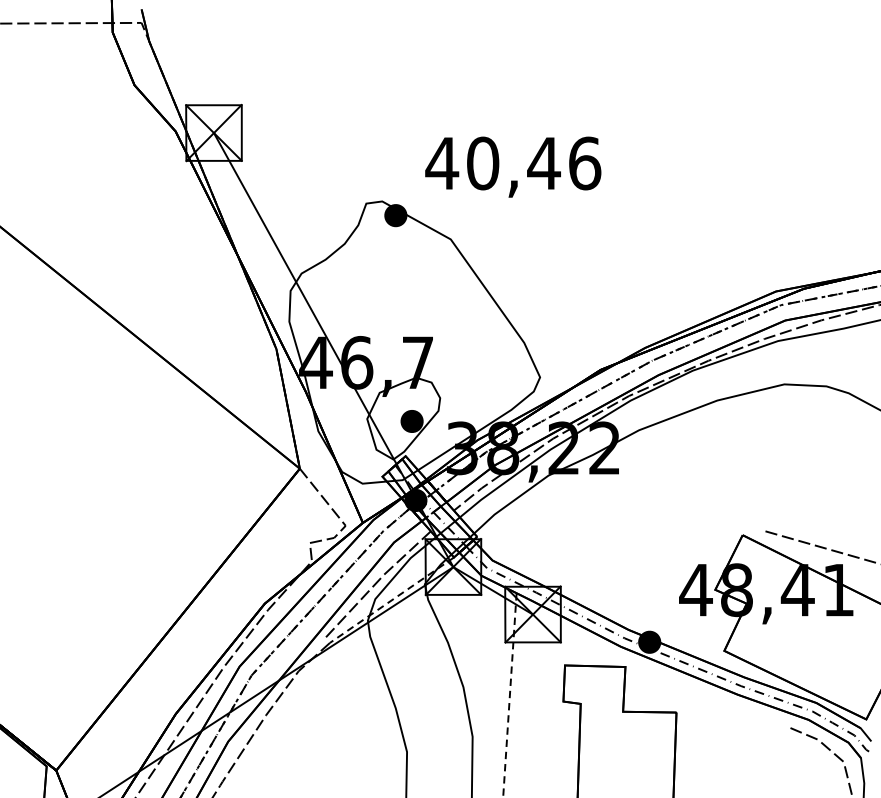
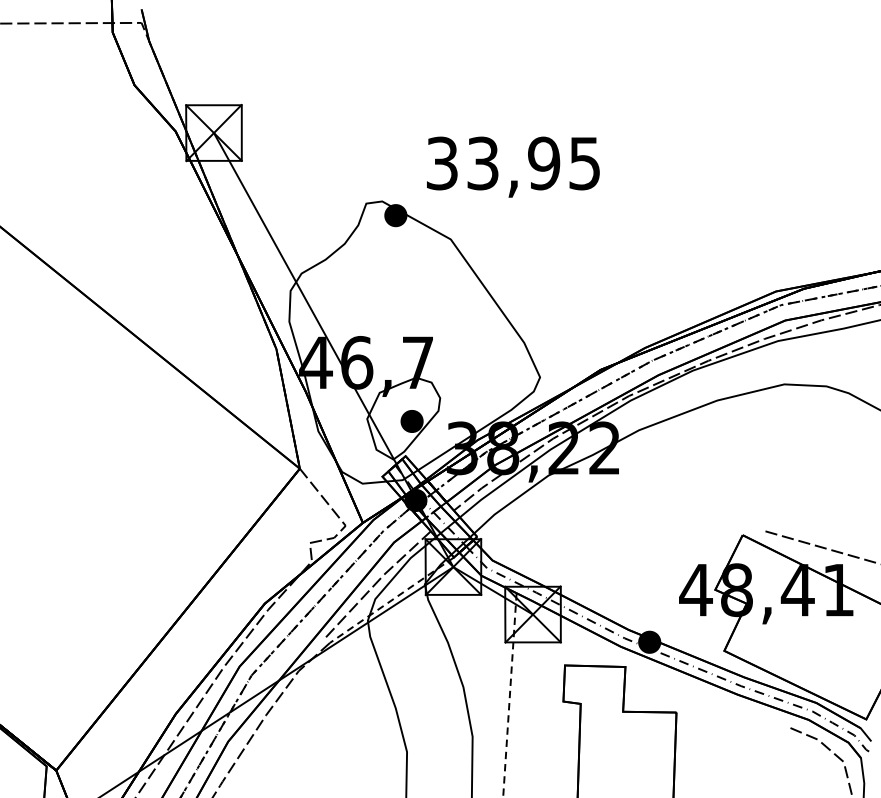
text: 40,46 -> 33,95 (513, 163)
